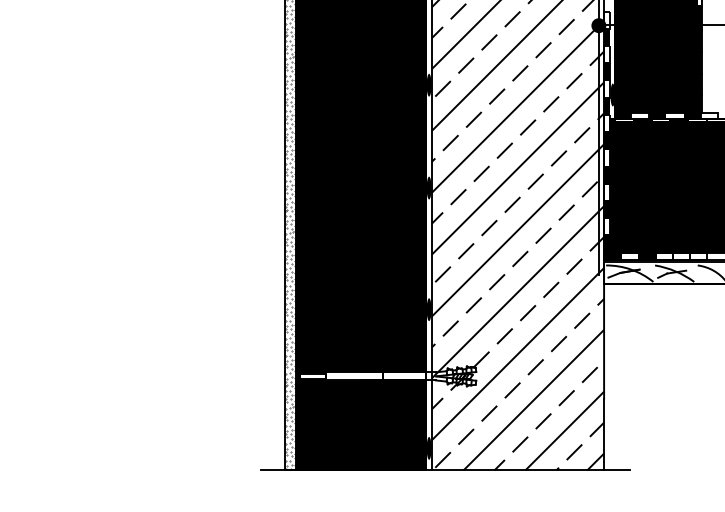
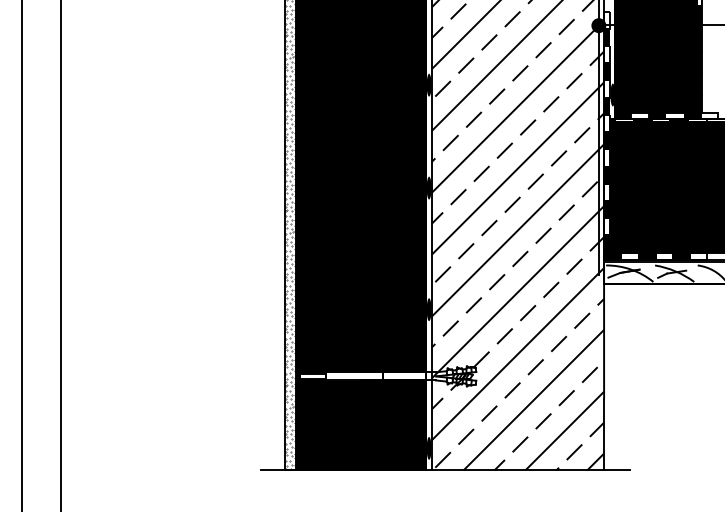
line: none -> present (21, 255)
line: none -> present (61, 255)
fill: none -> present (681, 256)
